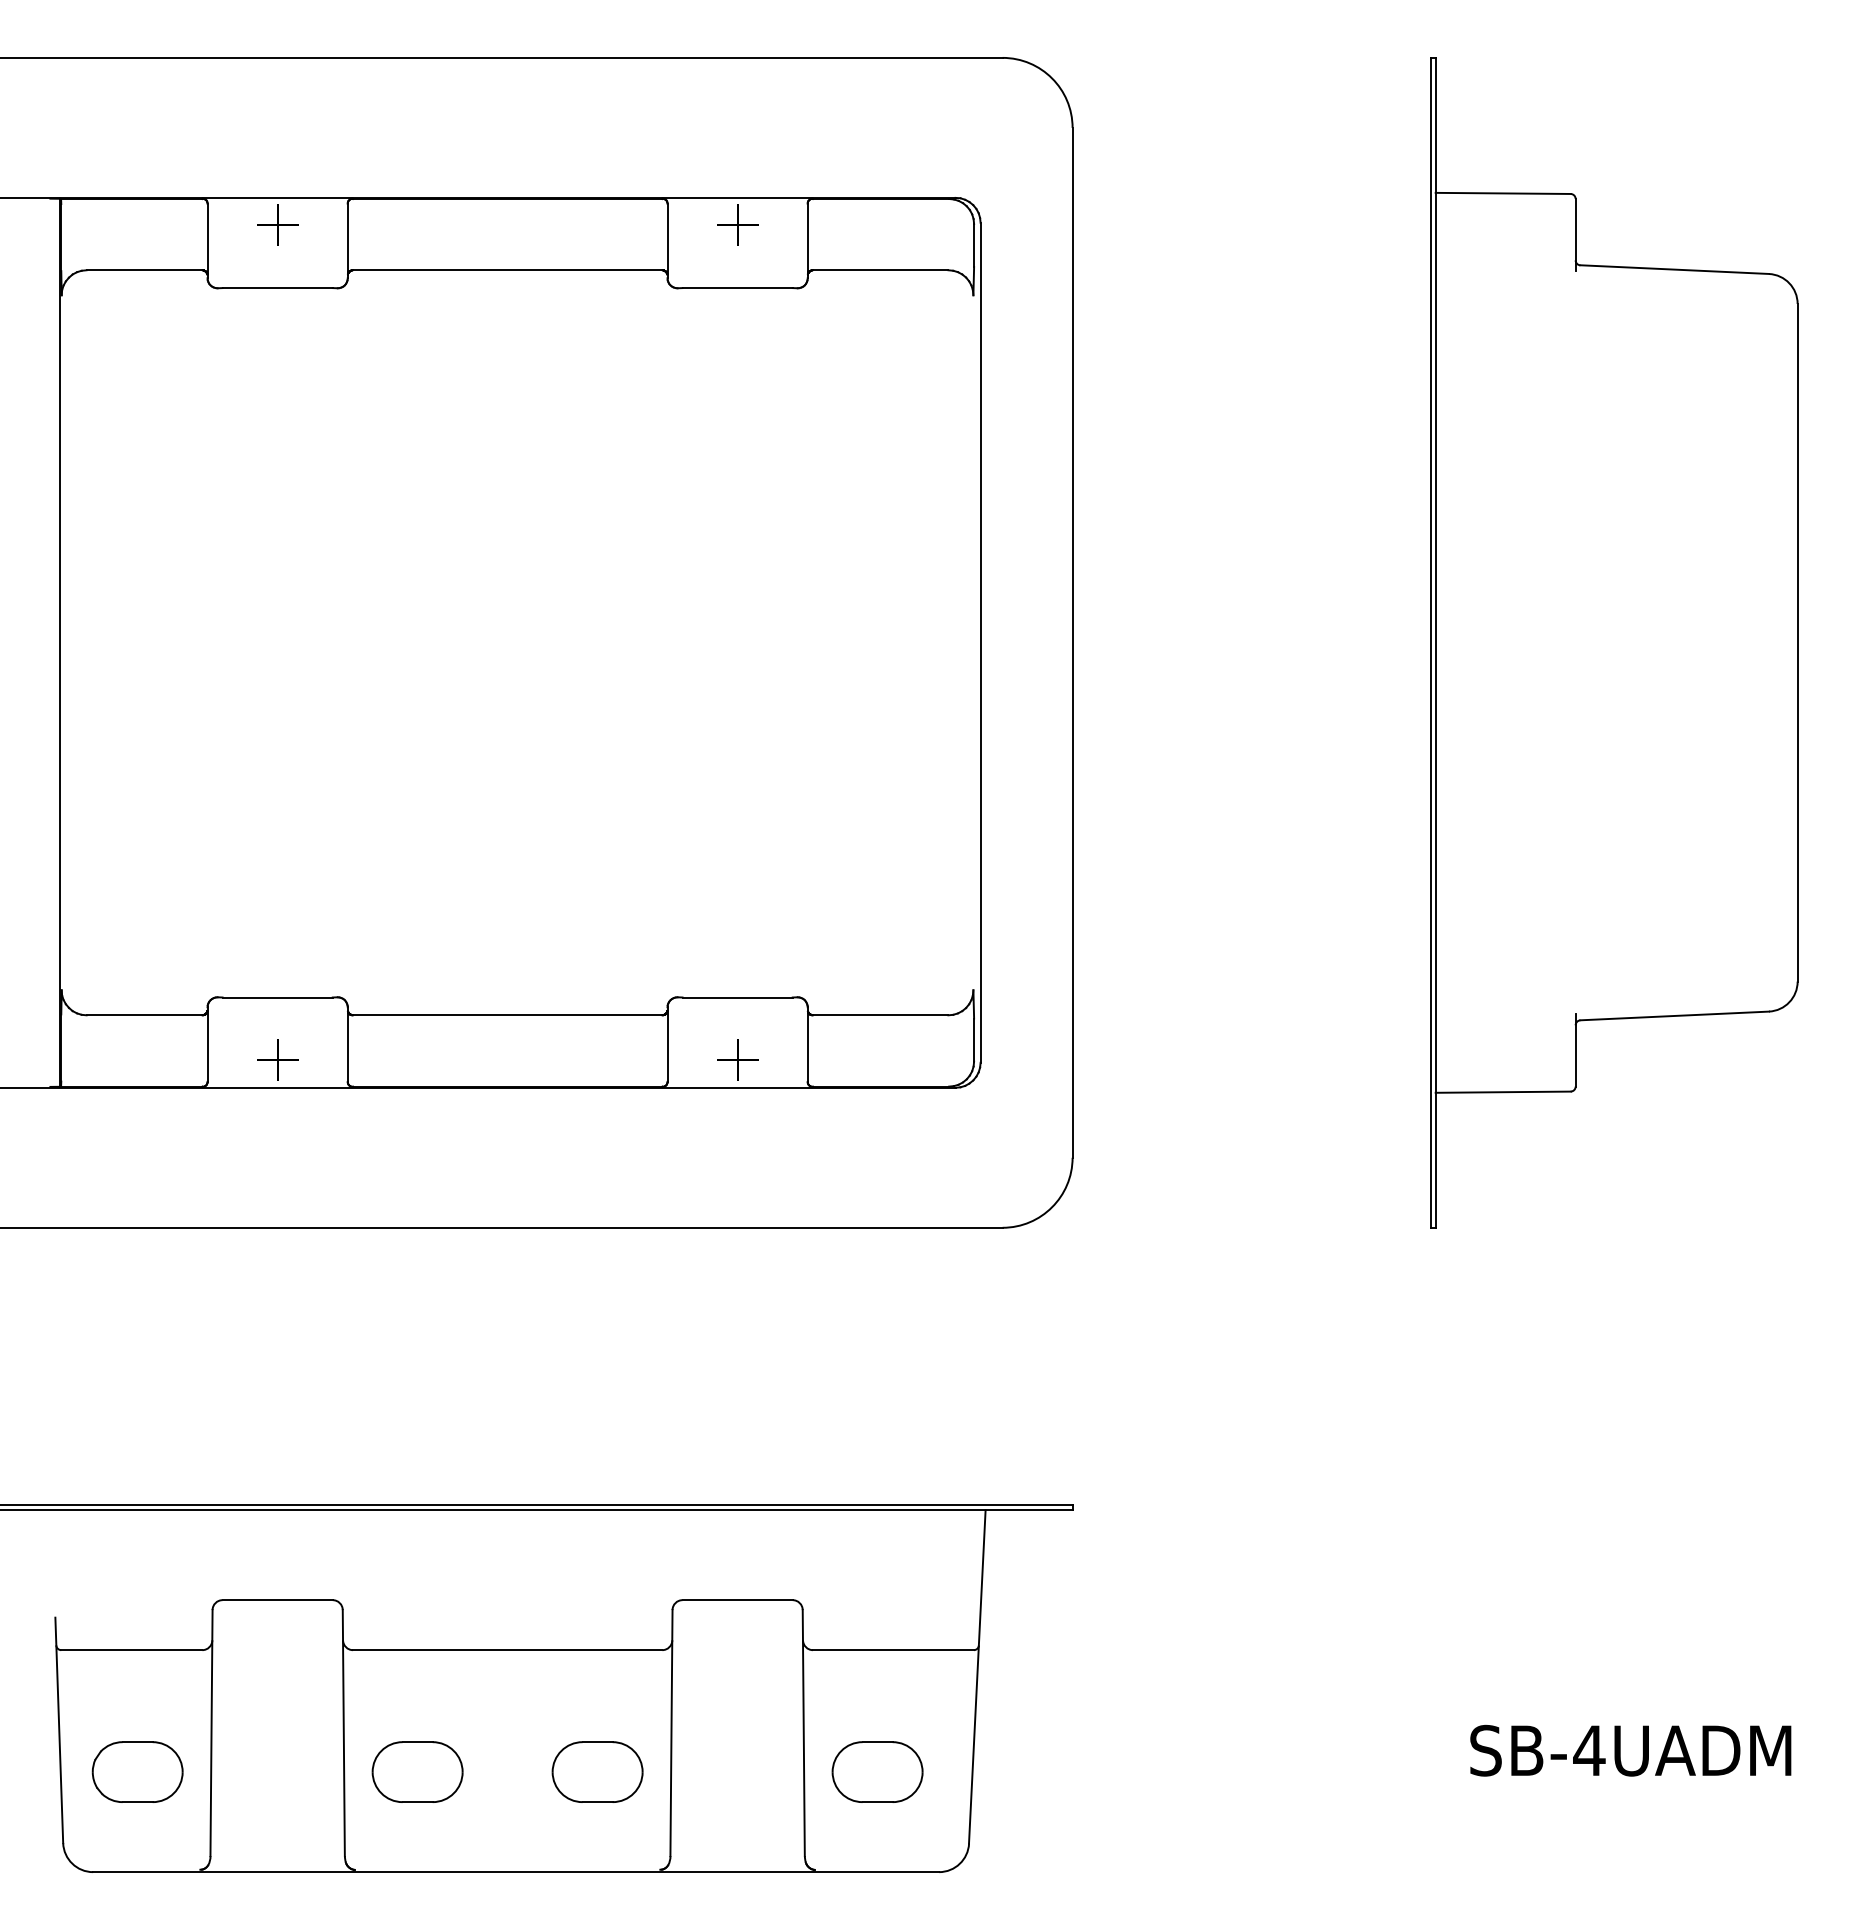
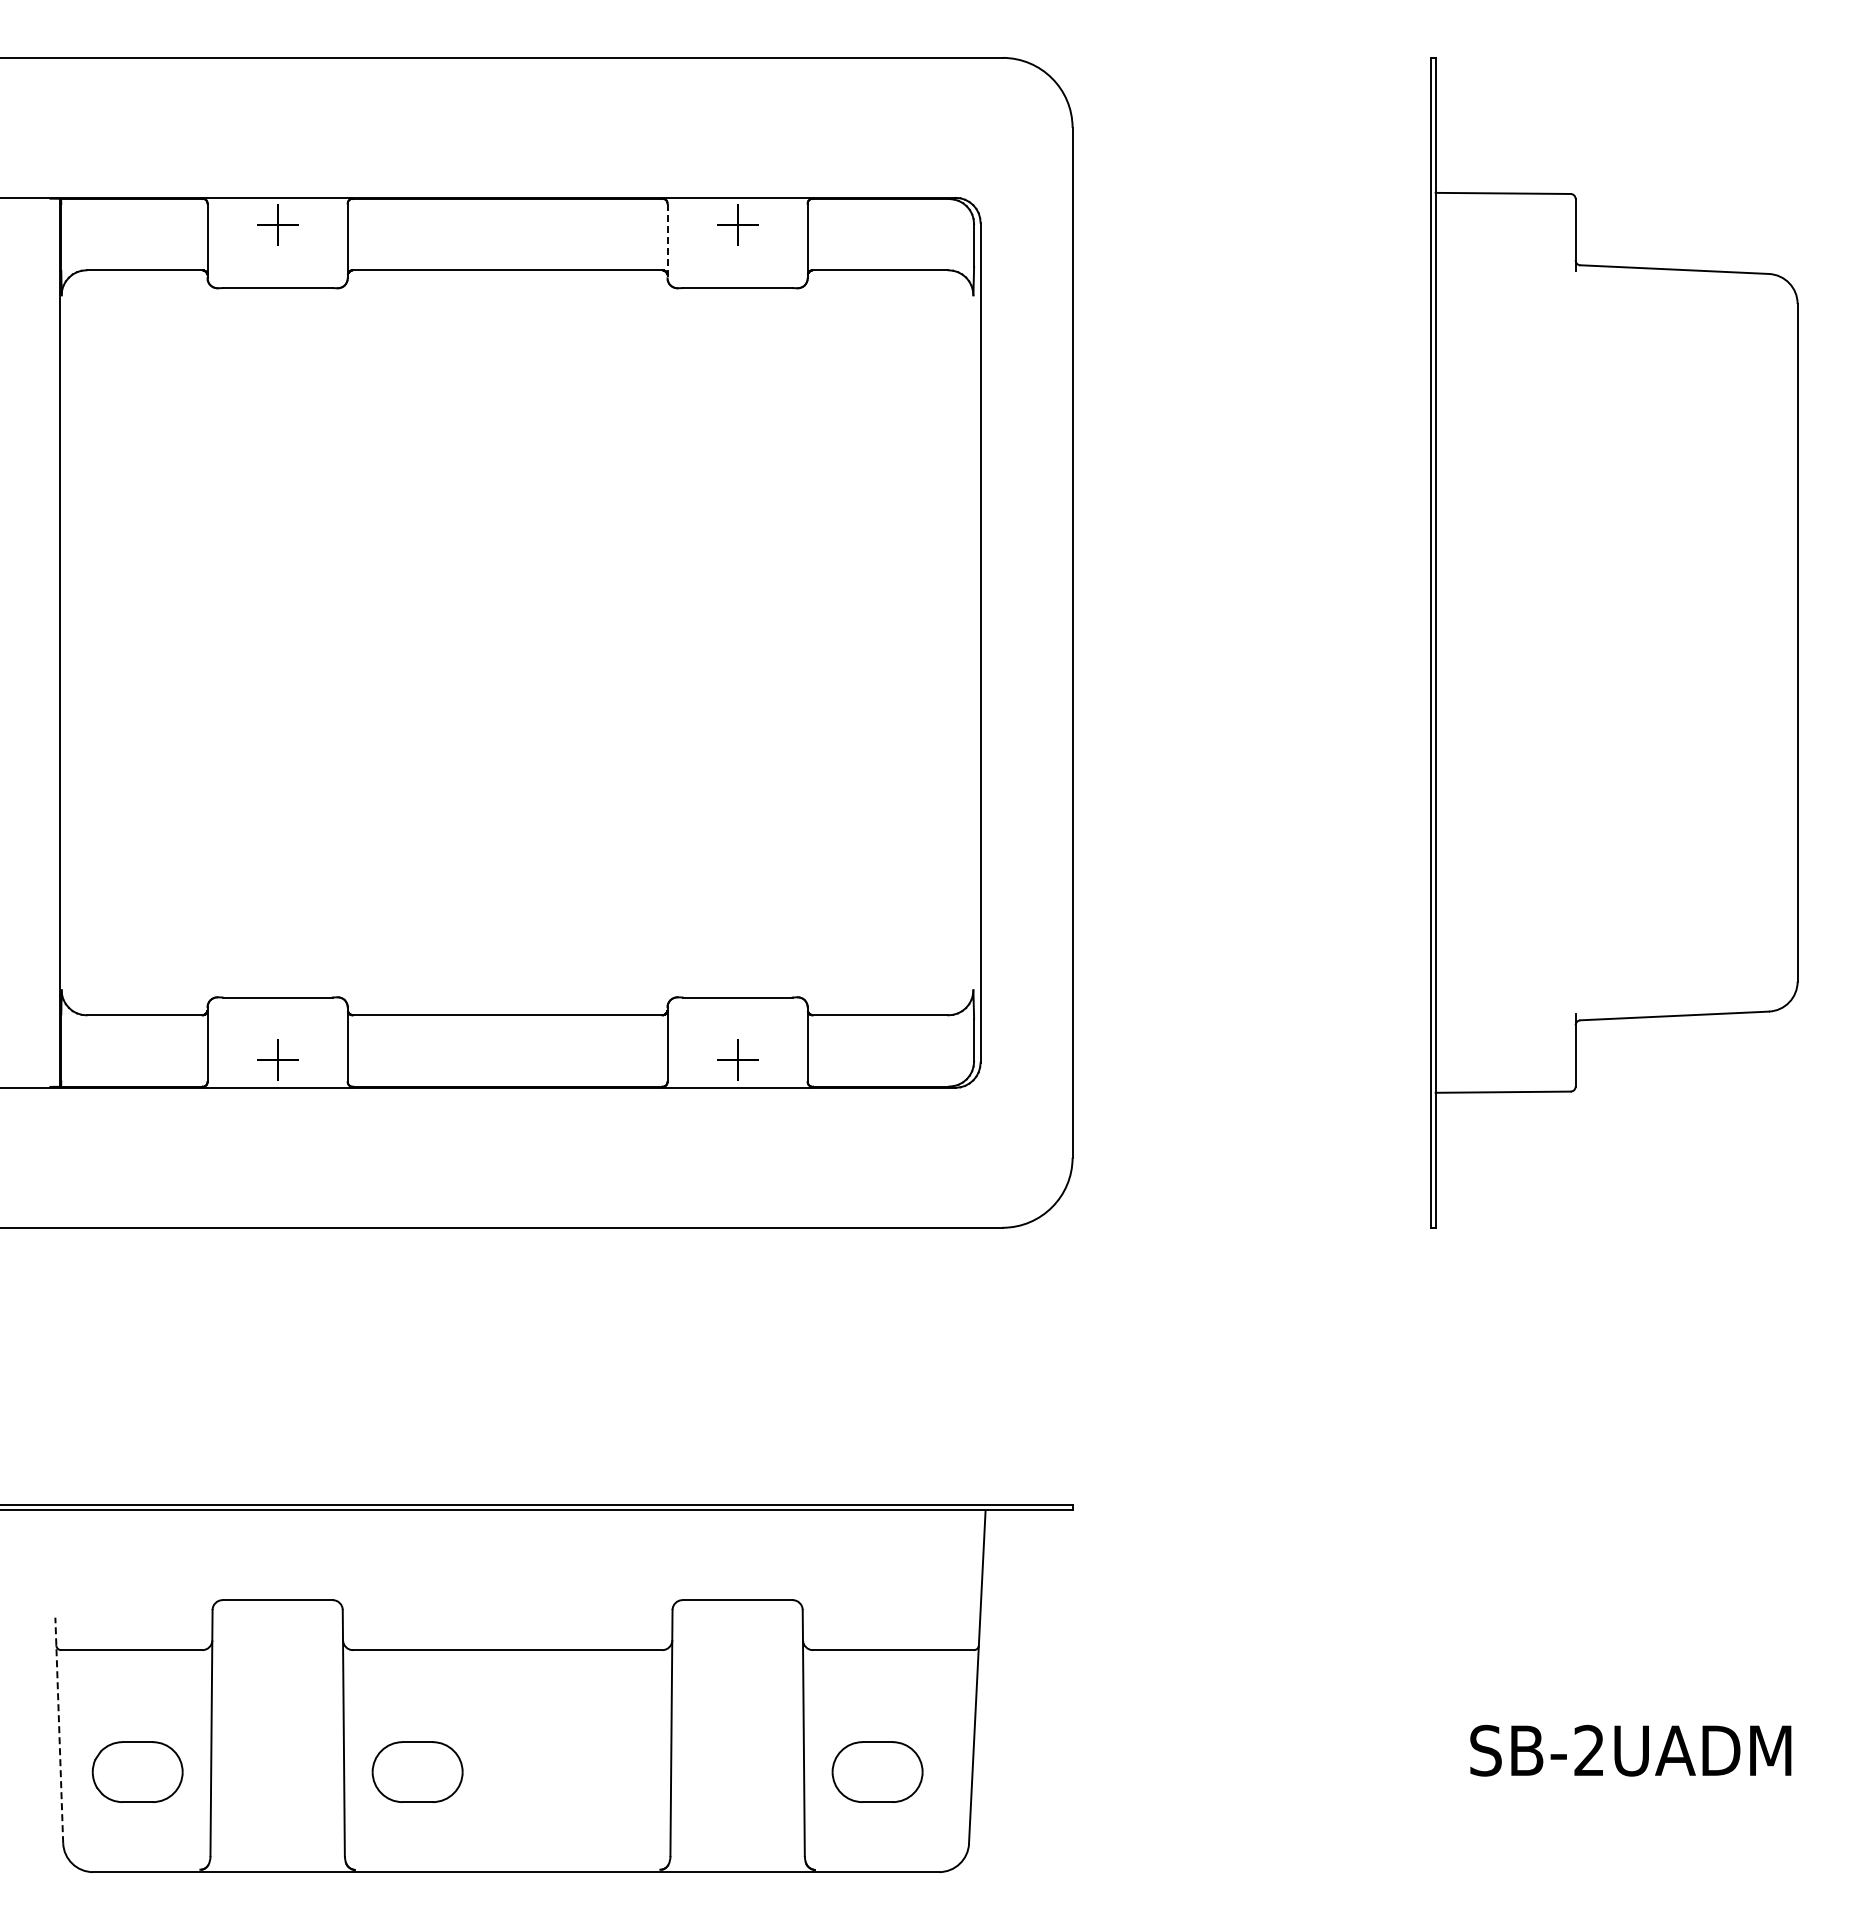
line: solid -> dashed (667, 241)
line: solid -> dashed (59, 1730)
text: SB-4UADM -> SB-2UADM (1589, 1749)
part: present -> none (597, 1771)
